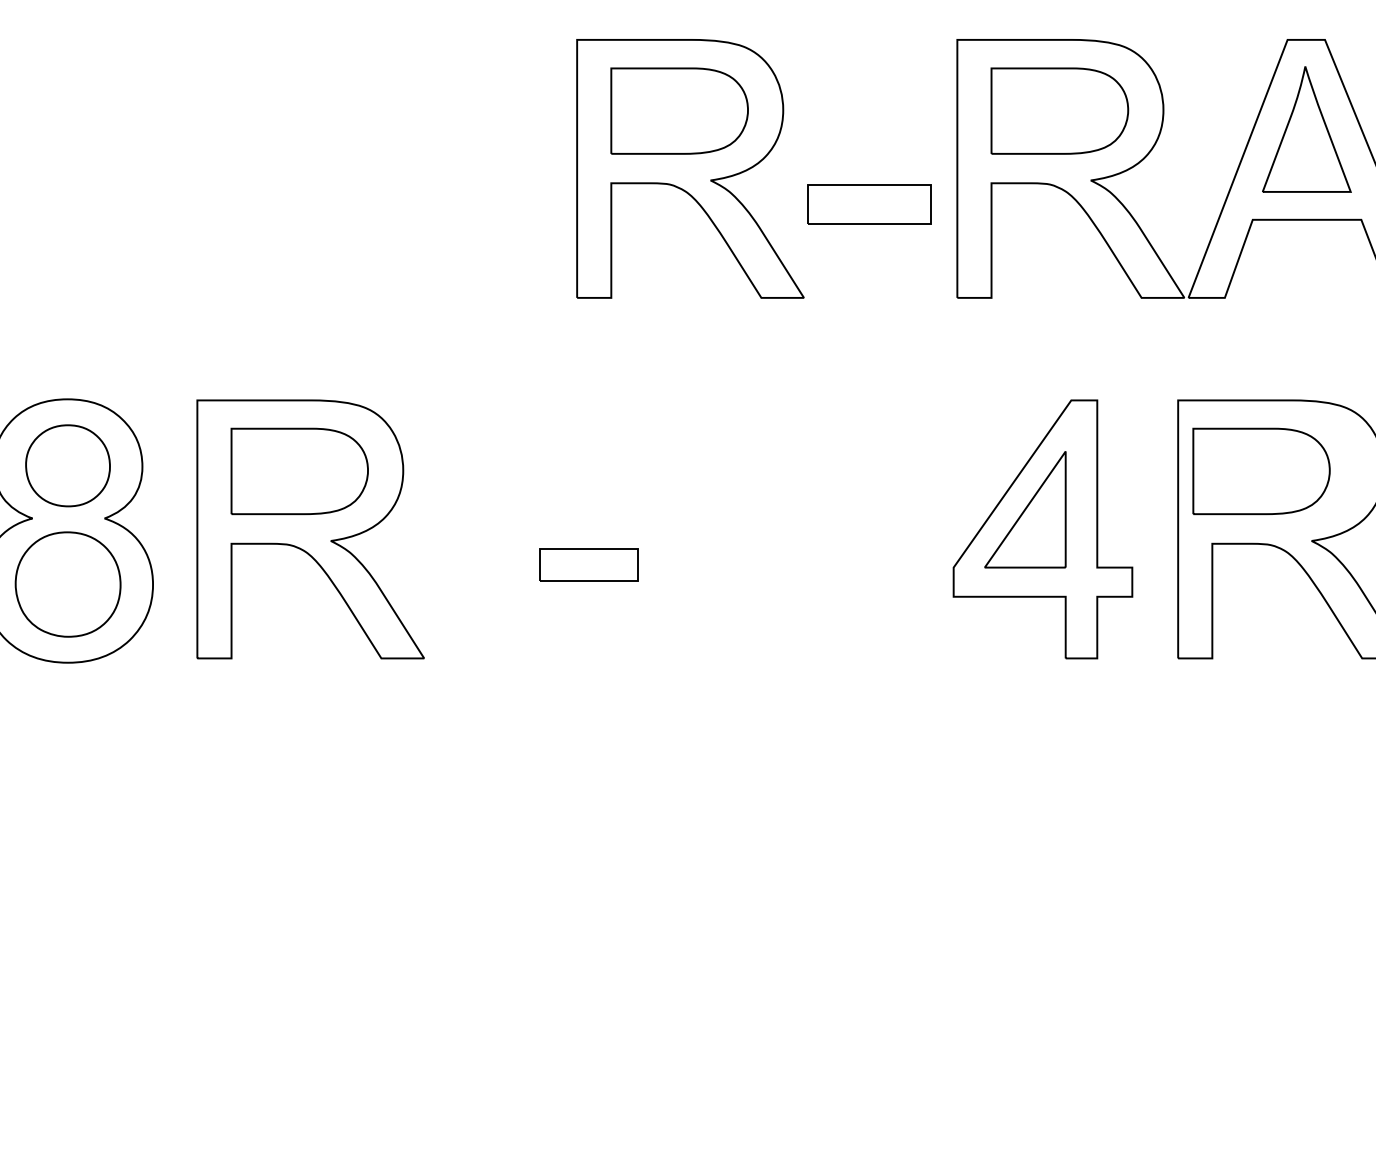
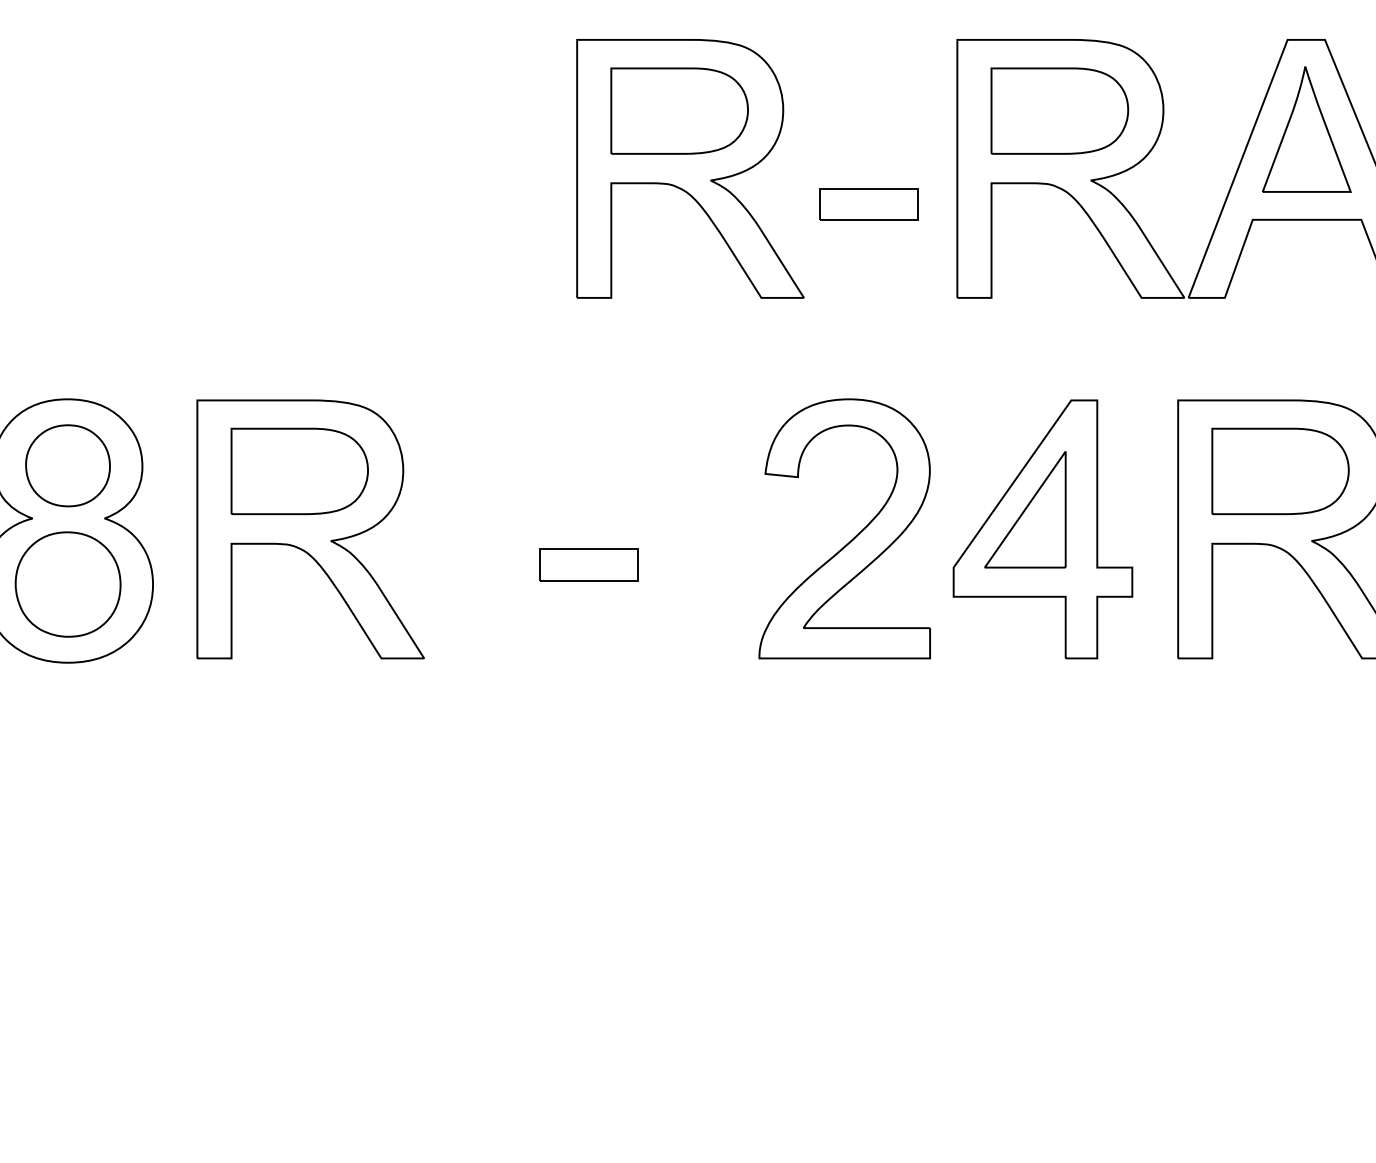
part size: 125x41 px -> 100x33 px (868, 204)
part position: (1261, 471) -> (1280, 471) (1280, 471)
part: none -> present (853, 537)
